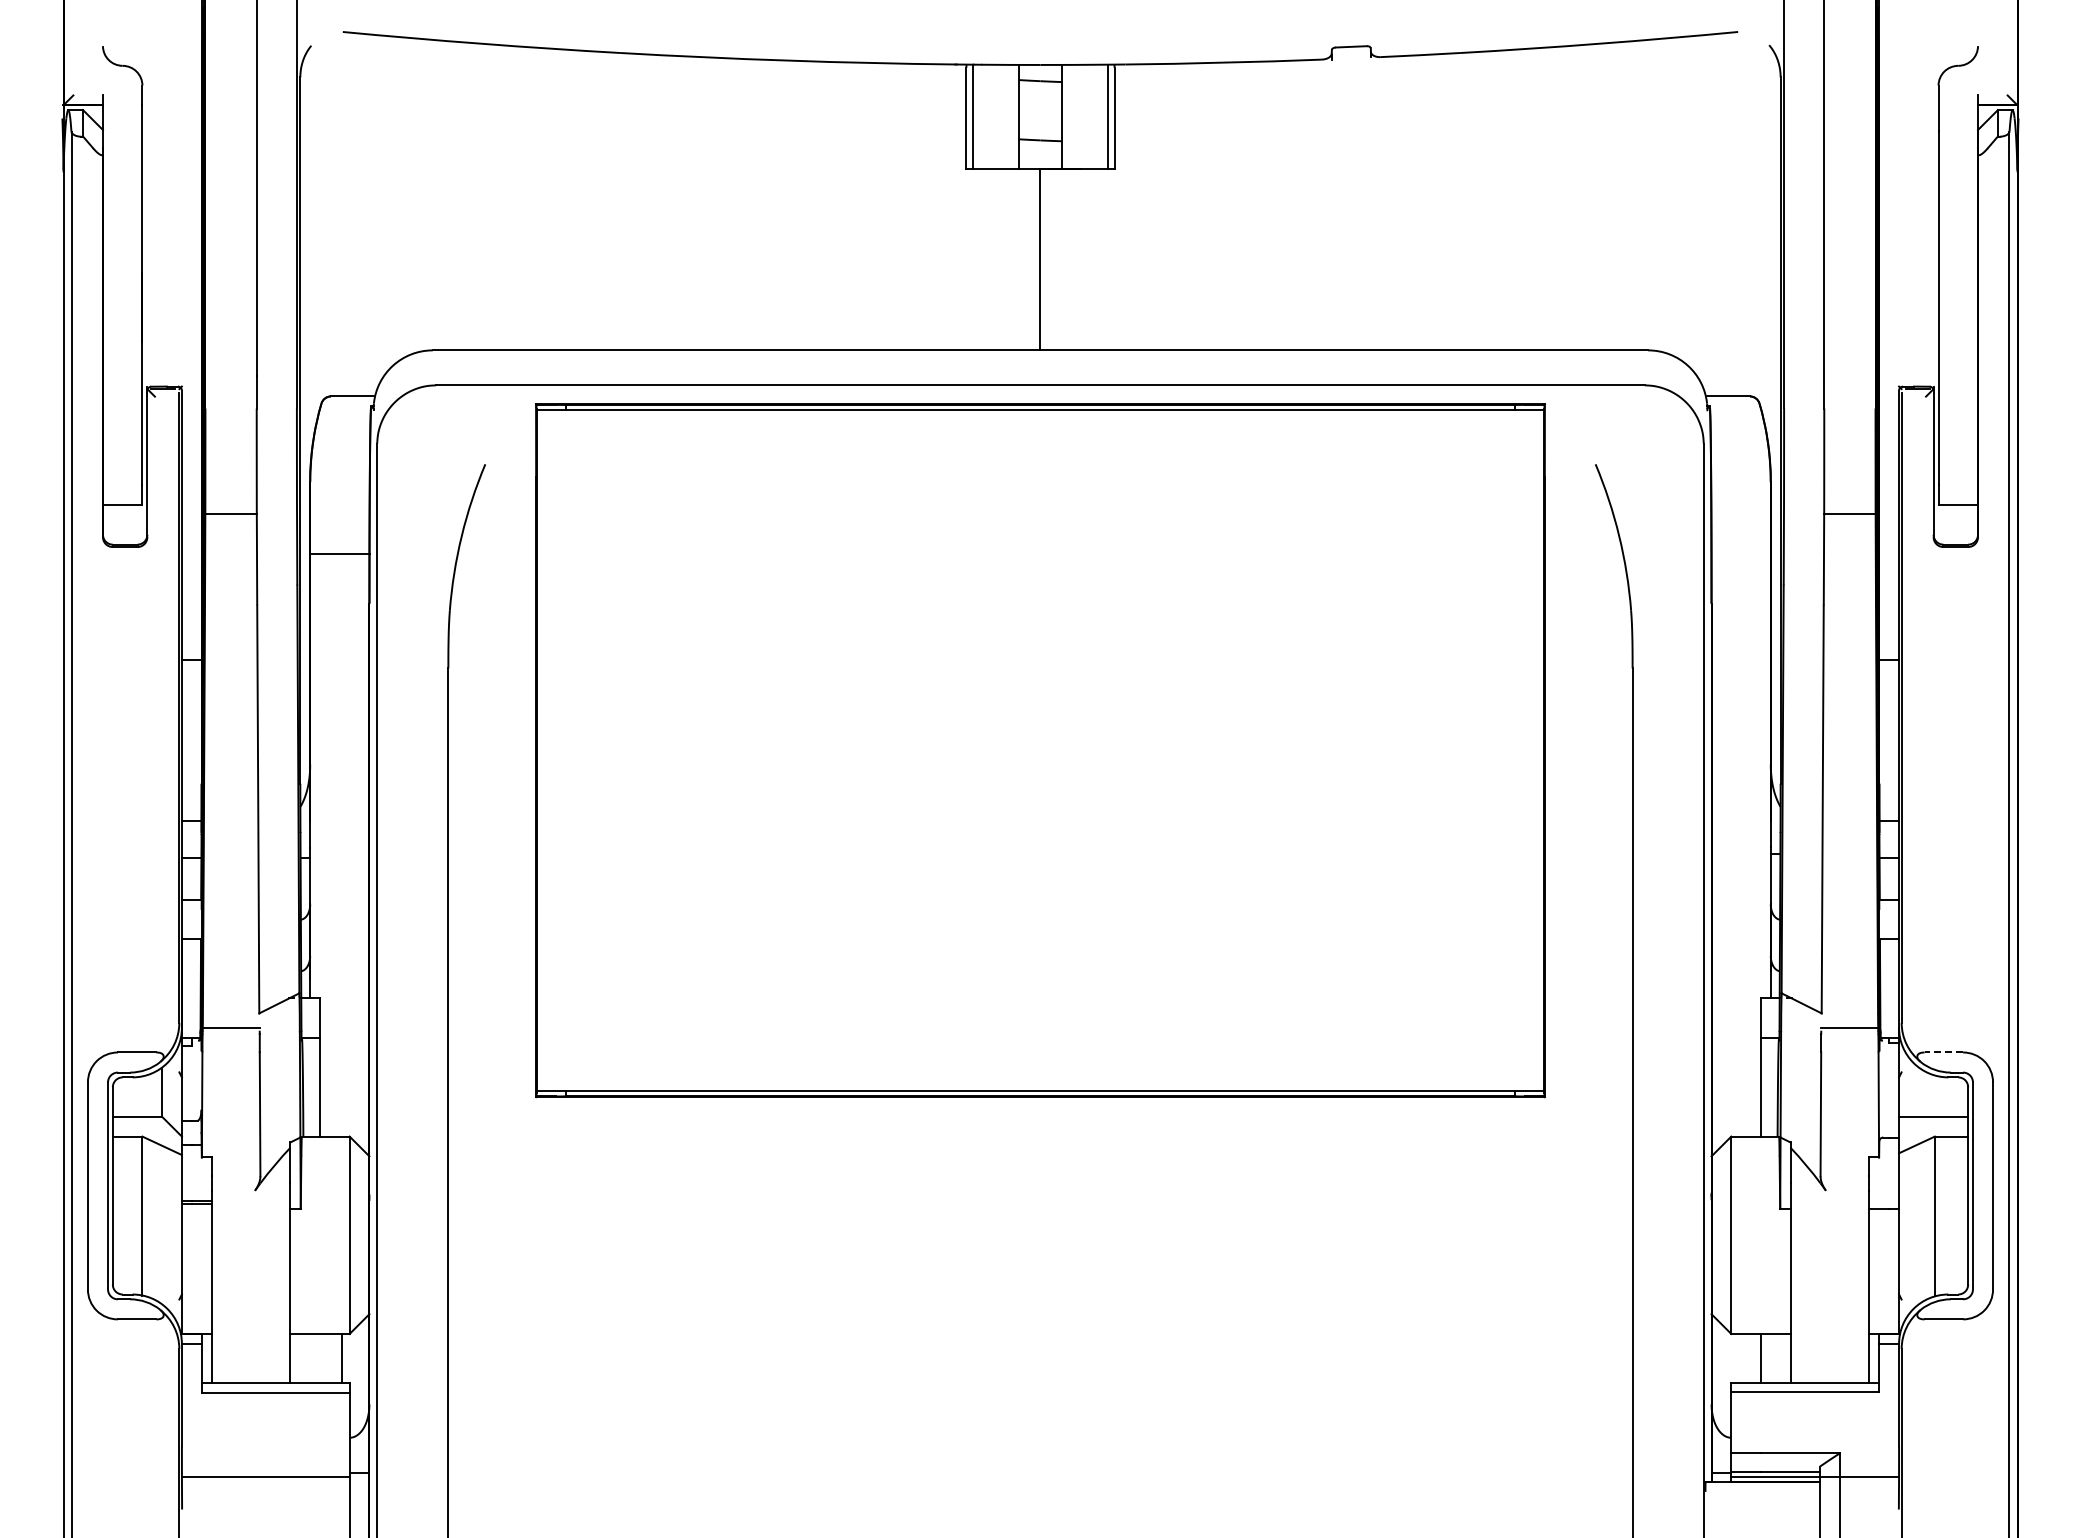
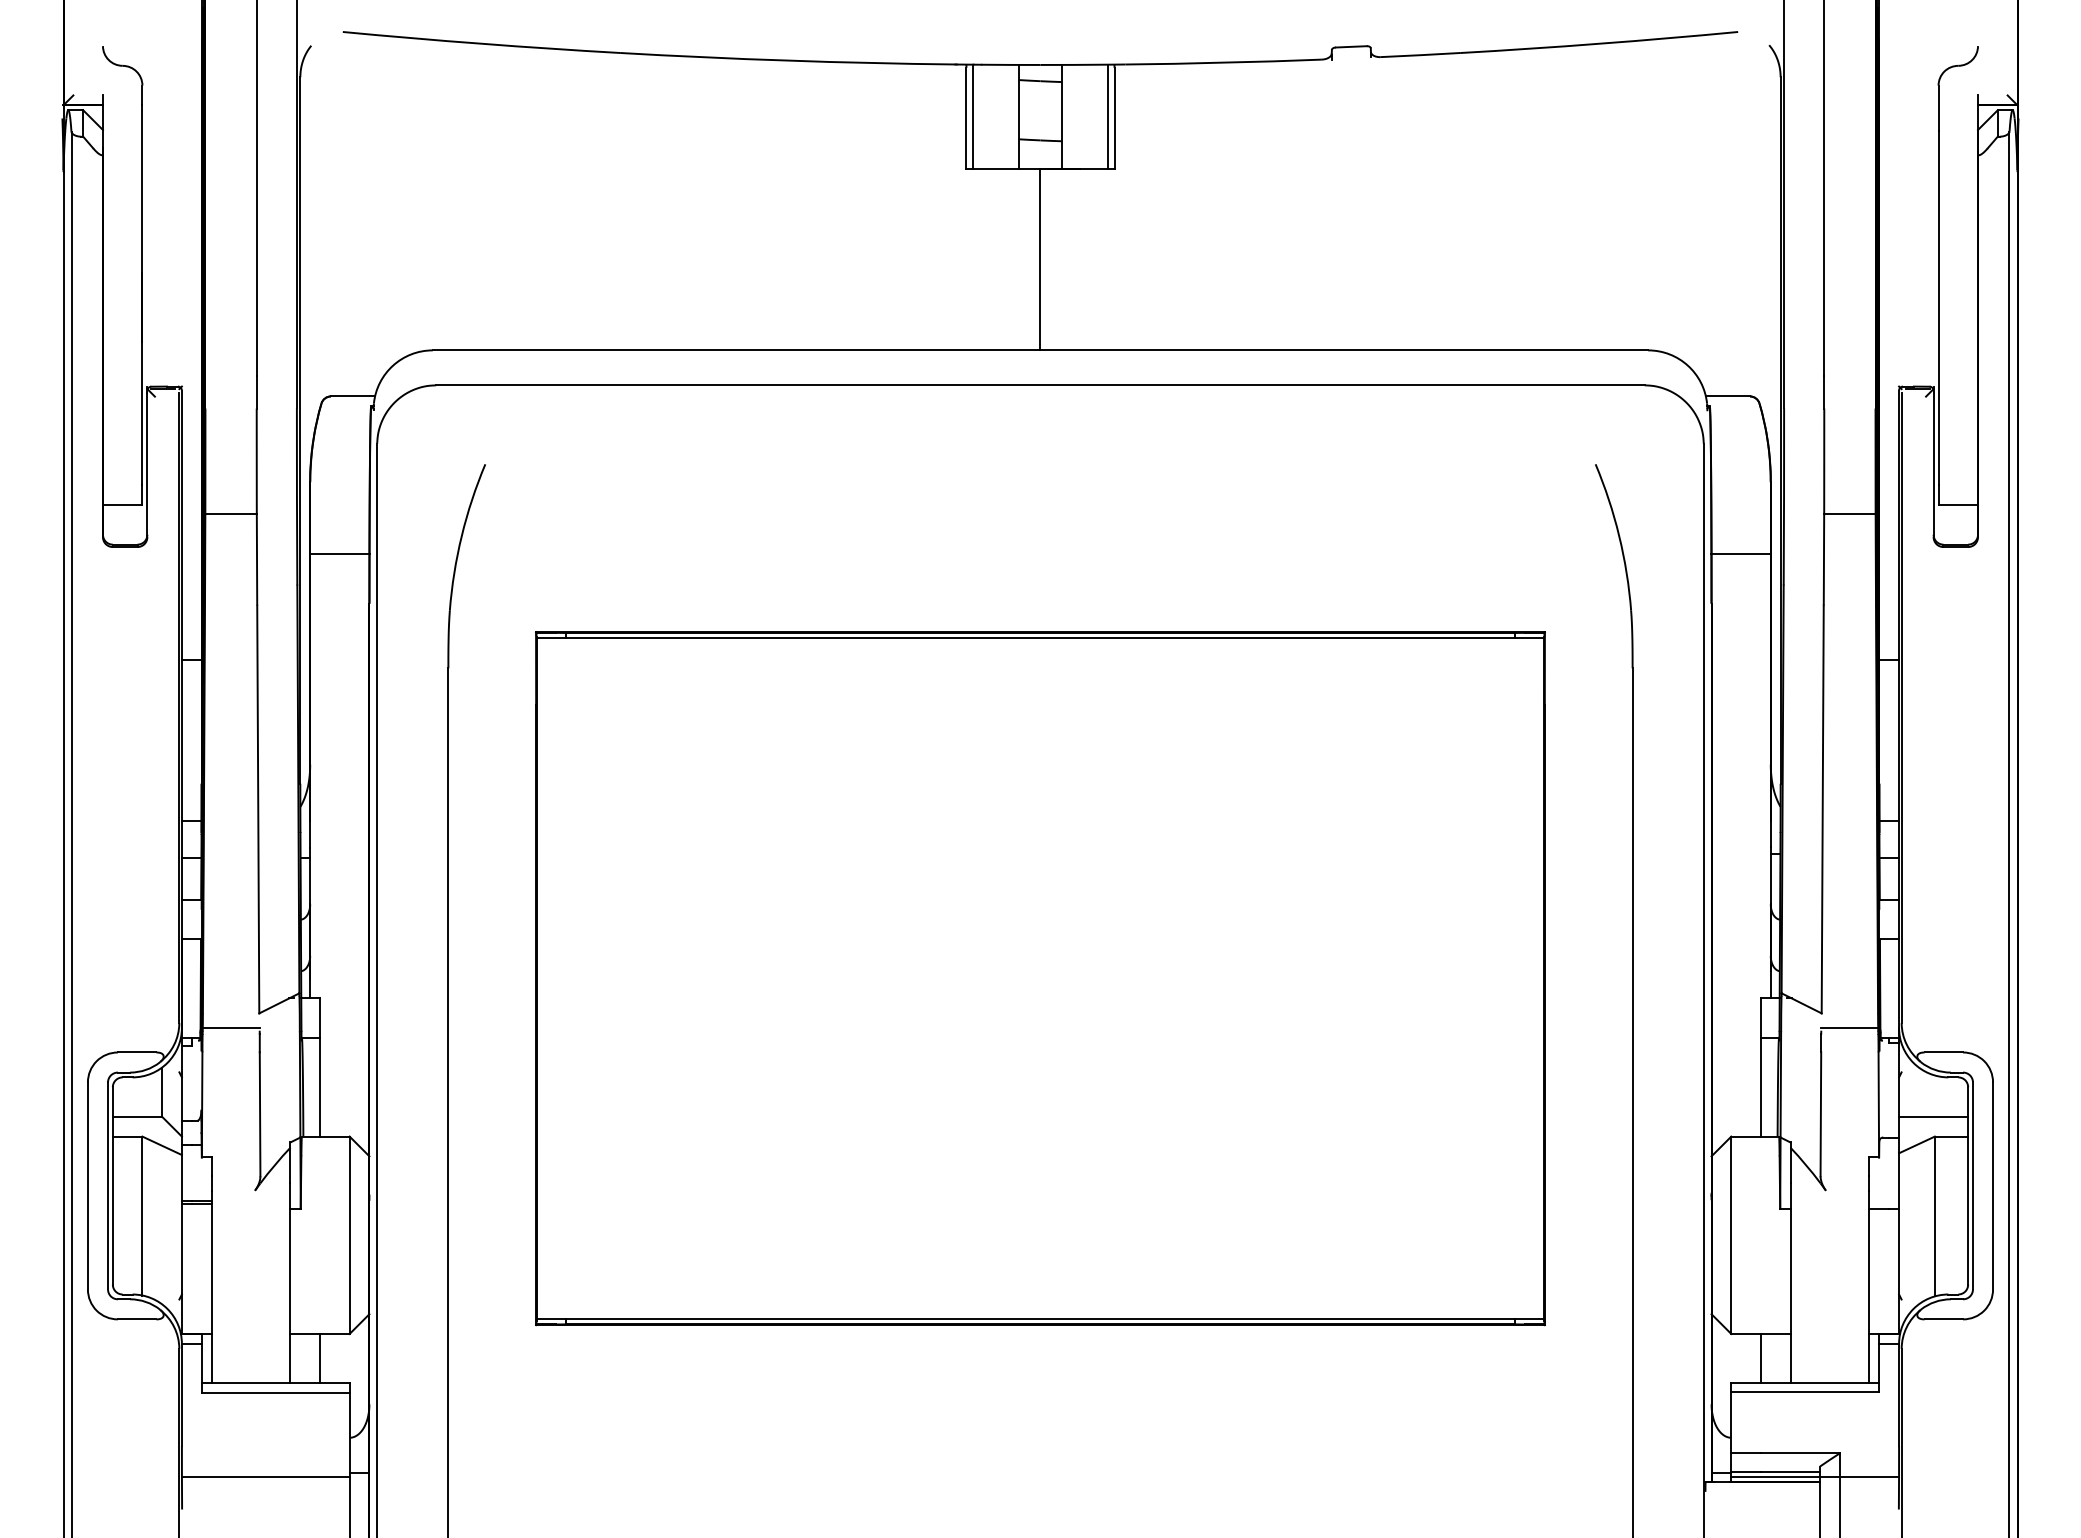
line: none -> present (1740, 554)
part position: (1040, 750) -> (1040, 978) (1040, 978)
line: dashed -> solid (1943, 1052)
line position: (342, 1358) -> (320, 1358) (320, 1358)
